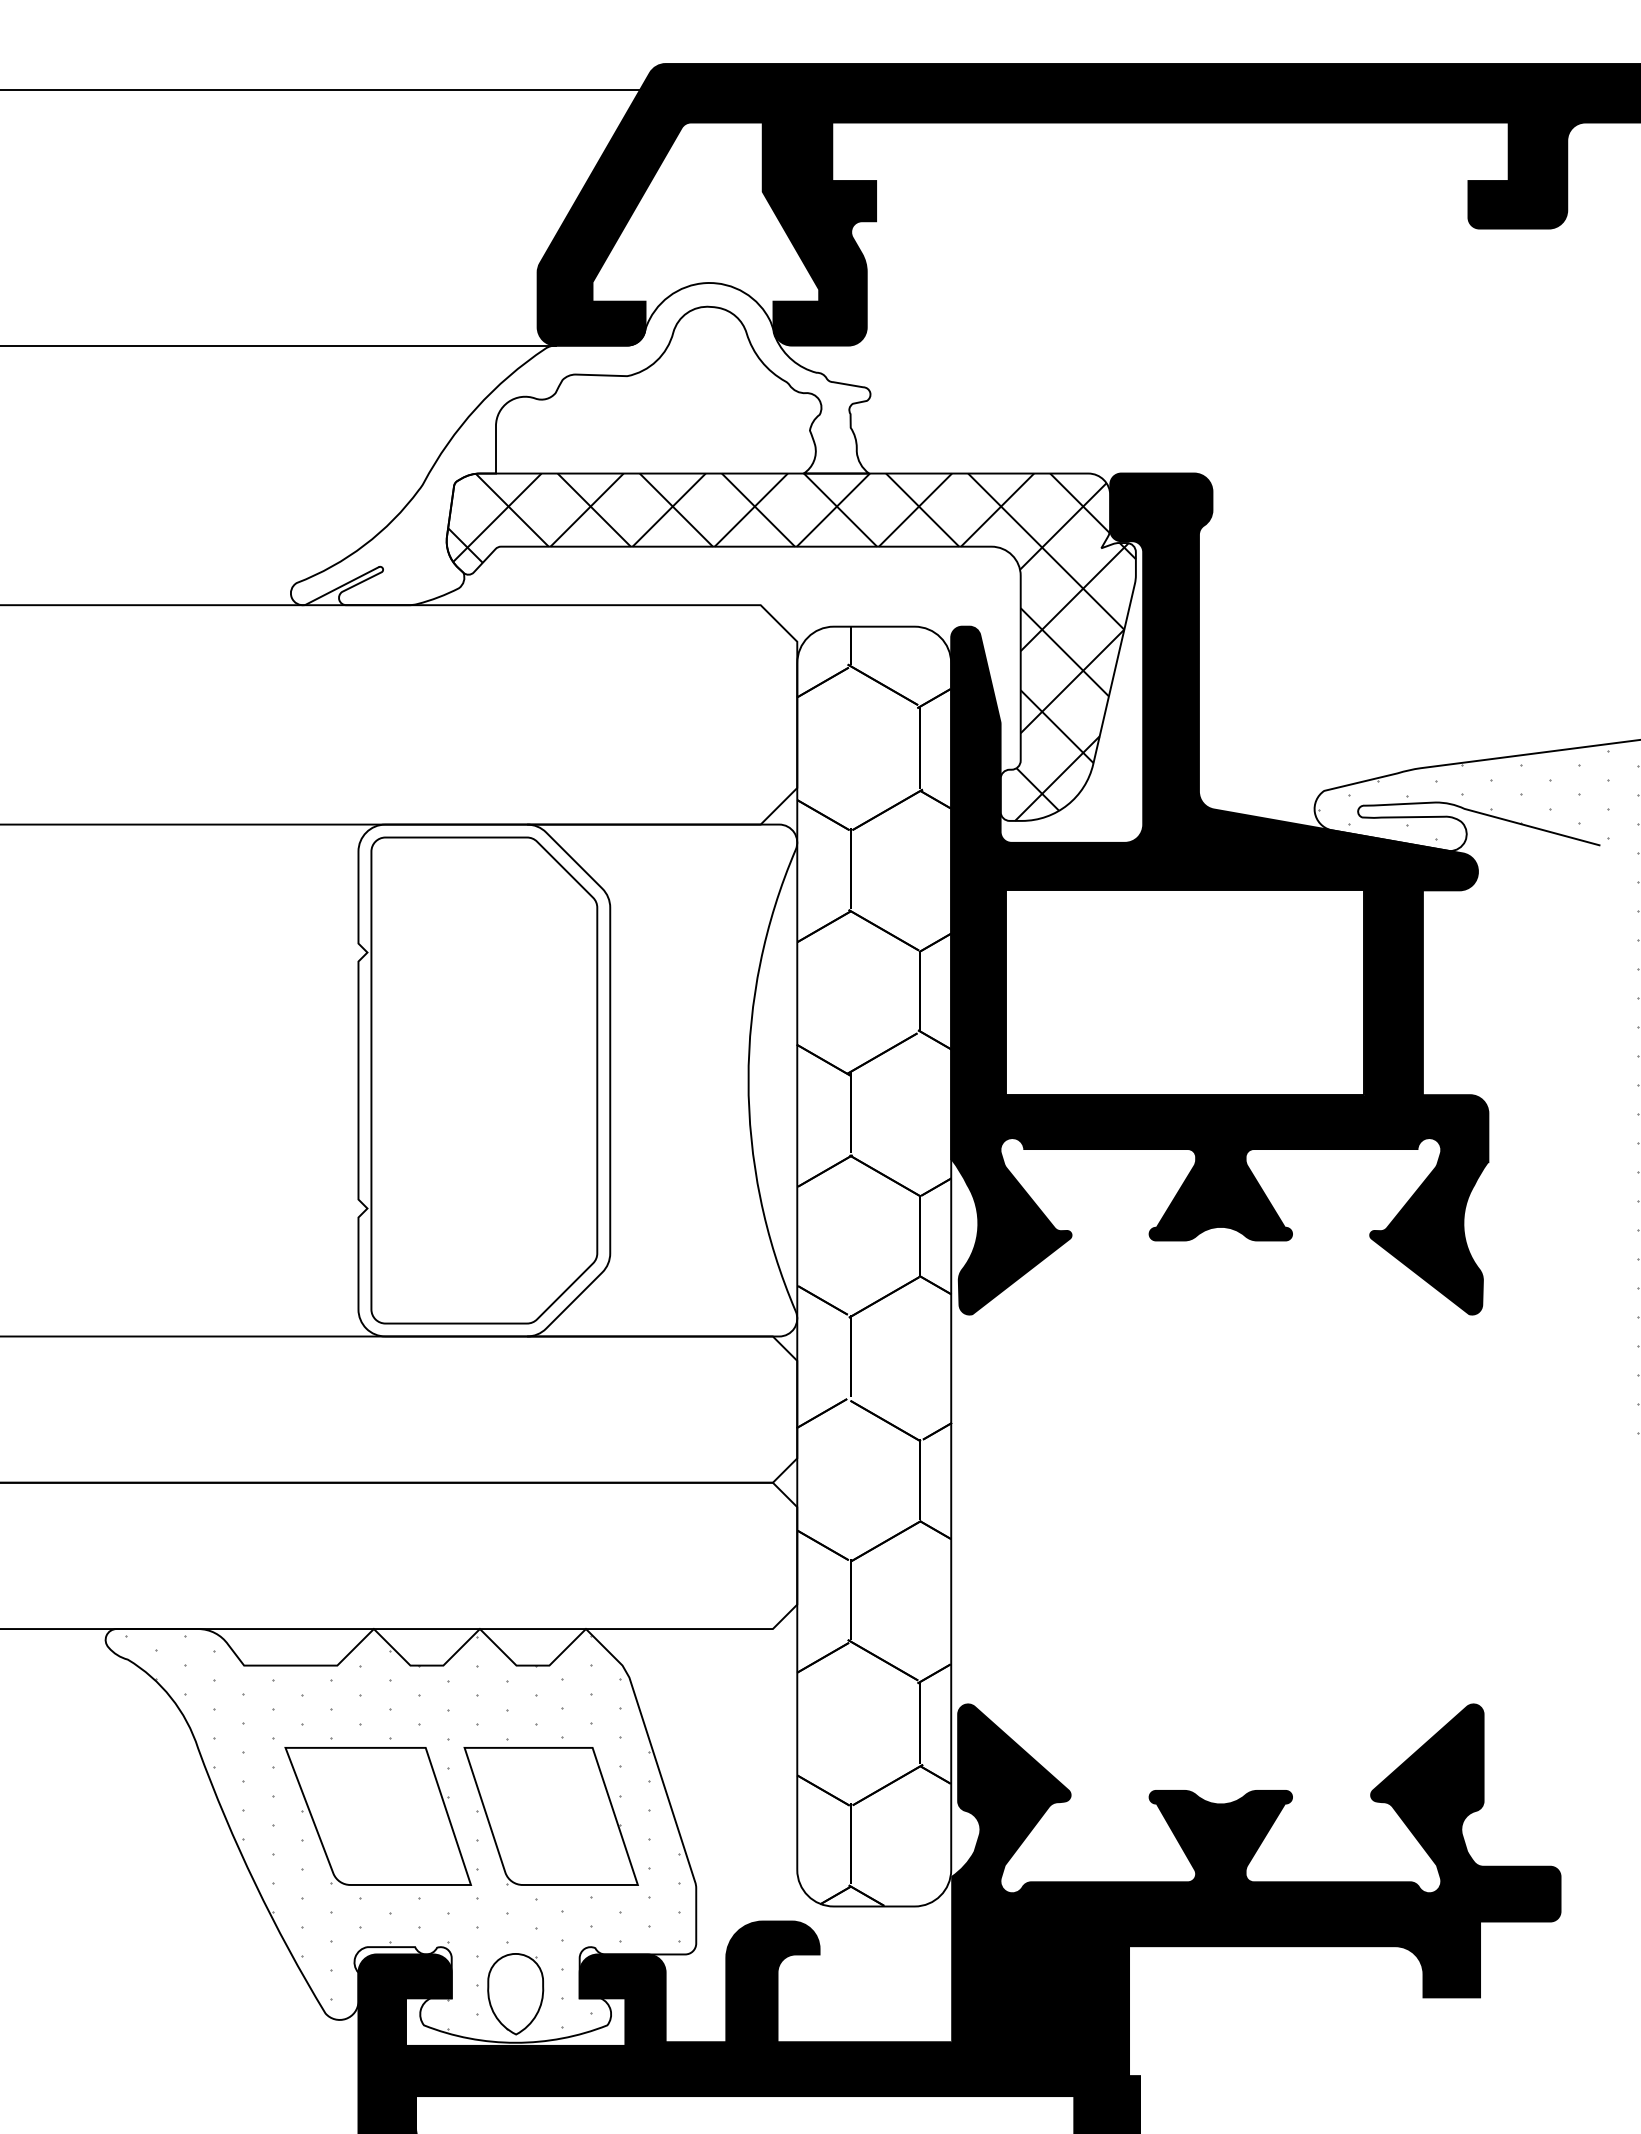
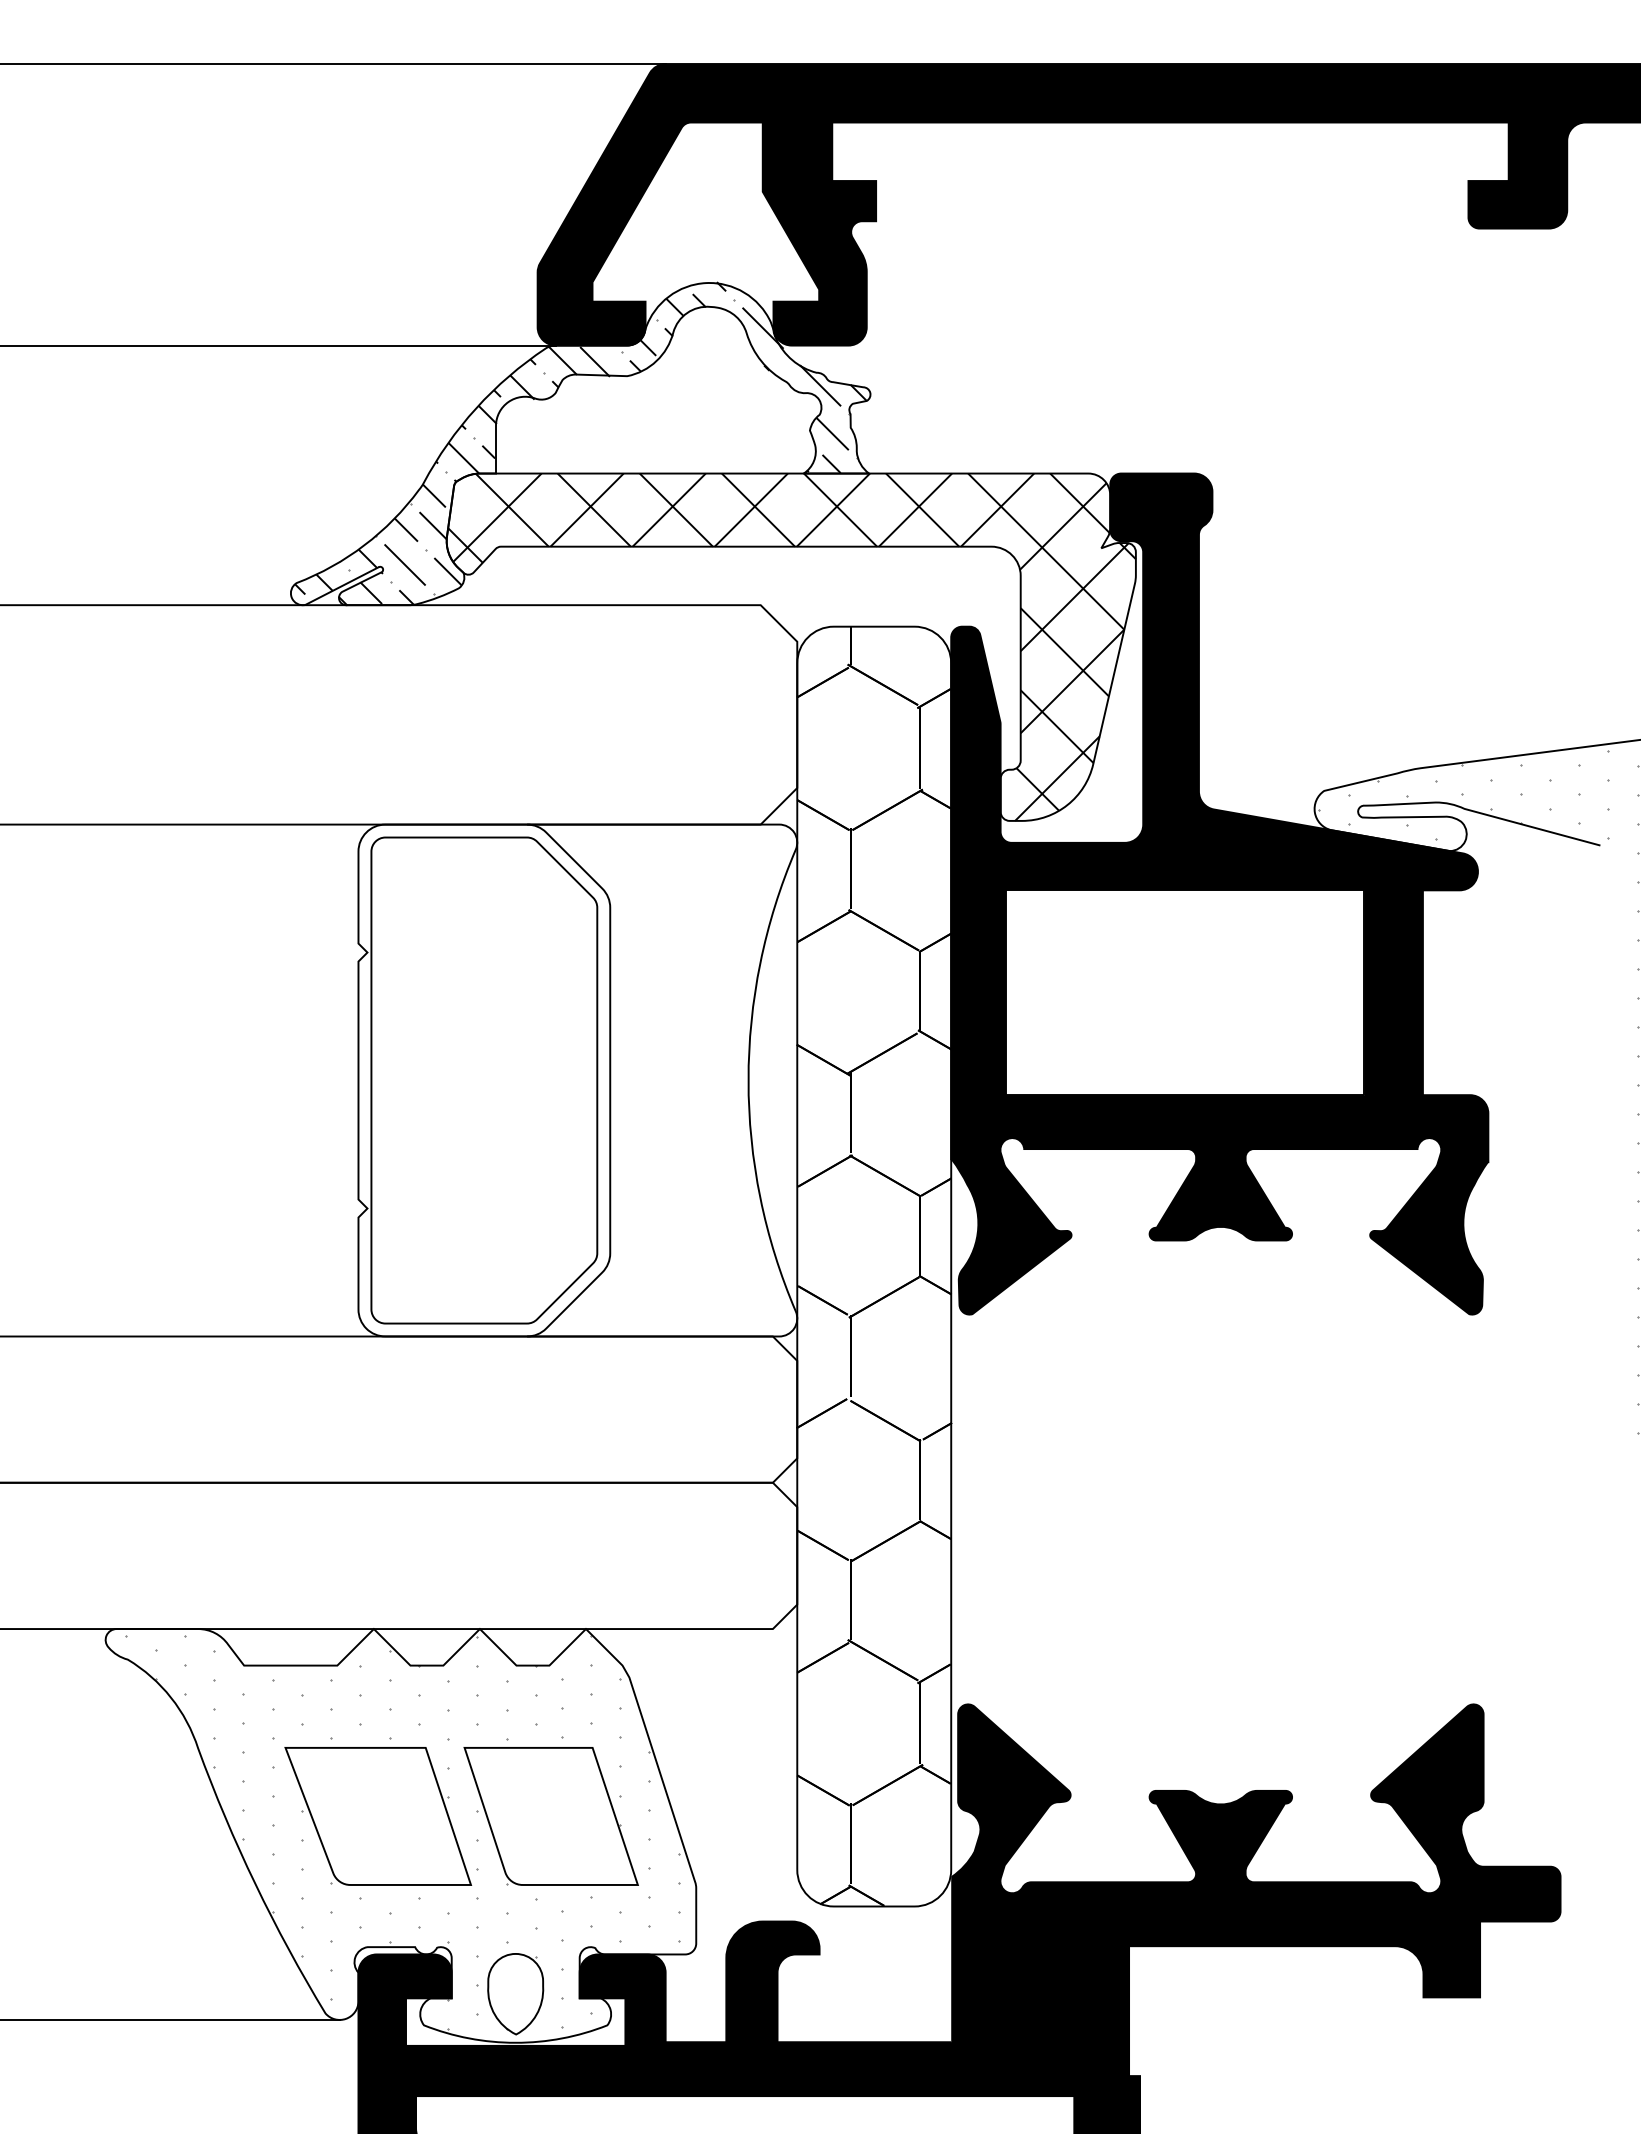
line position: (333, 90) -> (333, 64) (333, 64)
hatch: none -> present (580, 443)
line: none -> present (170, 2019)
